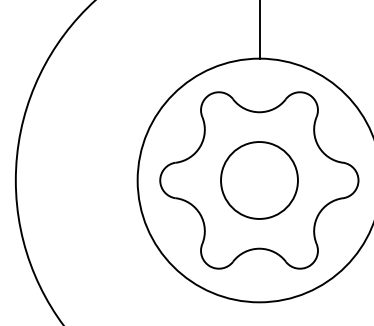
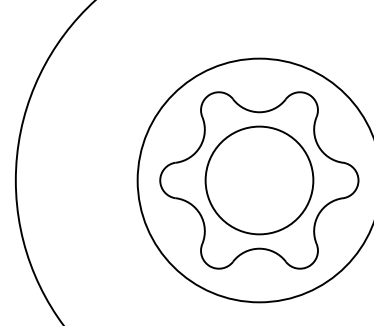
line: present -> none (259, 30)
circle diameter: 77 px -> 108 px (259, 180)
